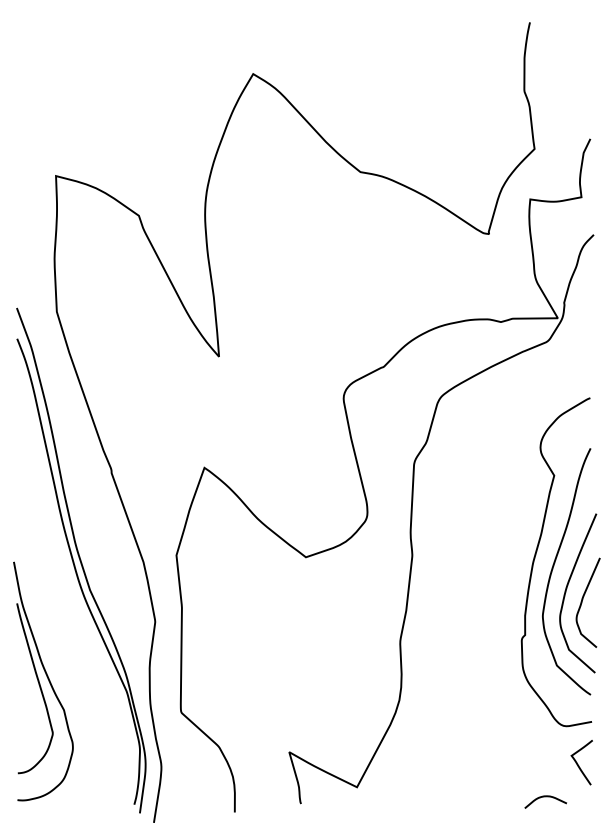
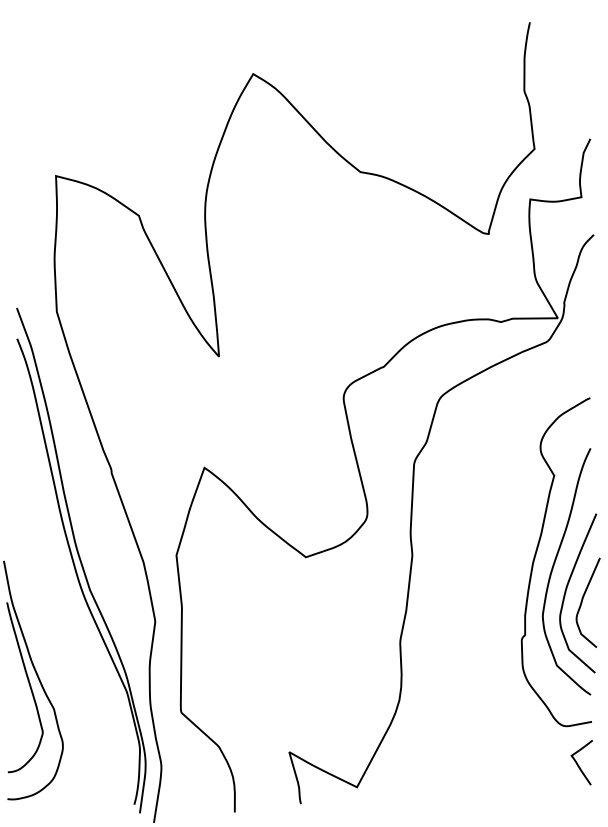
part position: (43, 681) -> (33, 680) (33, 680)
curve: present -> none (545, 797)
